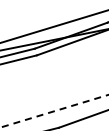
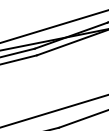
line: dashed -> solid (54, 111)
